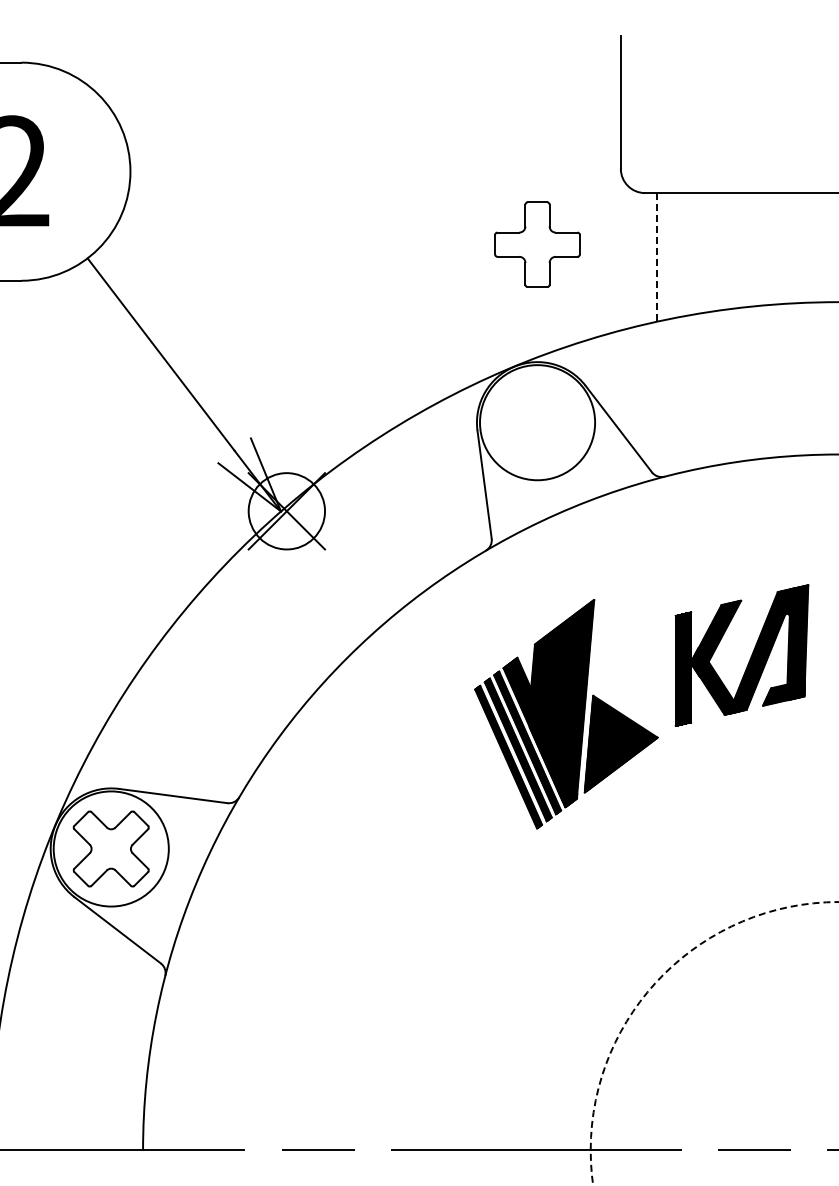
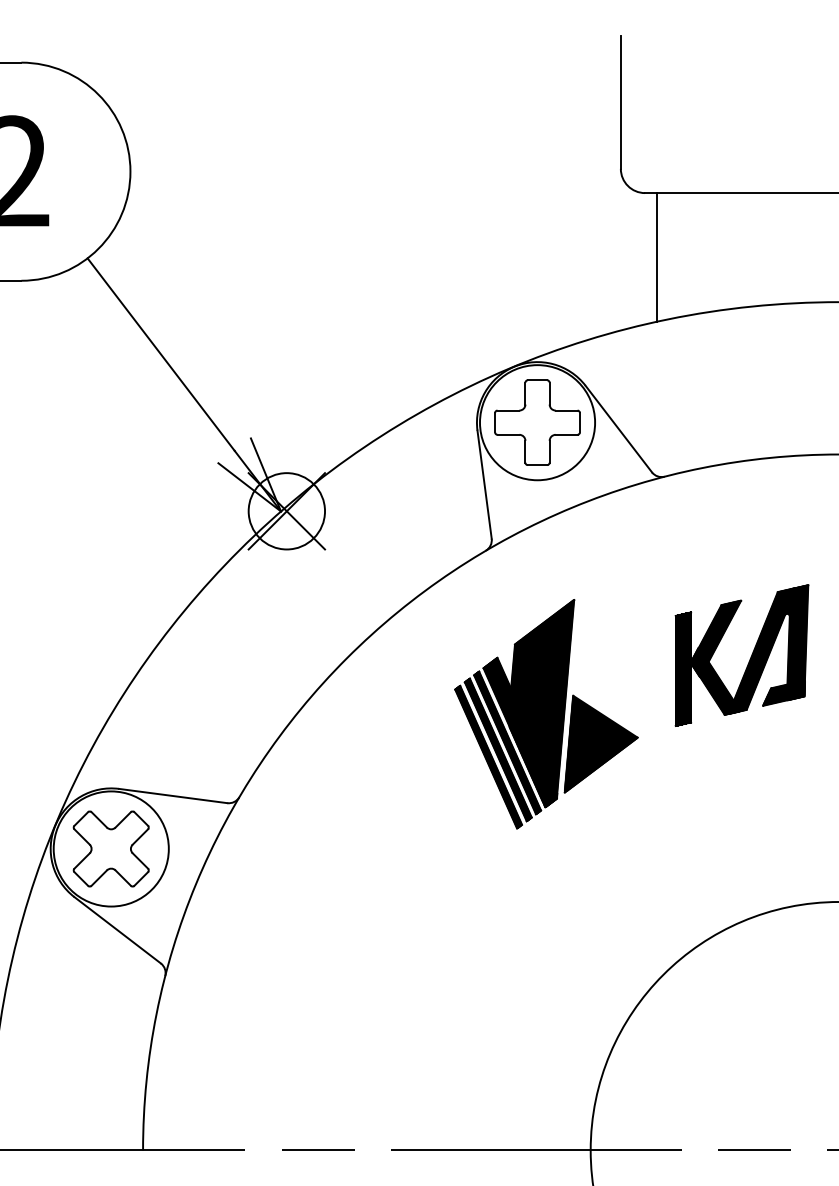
part position: (537, 244) -> (537, 422) (537, 422)
line: dashed -> solid (657, 257)
part position: (566, 714) -> (546, 714) (546, 714)
circle: dashed -> solid (714, 1043)
